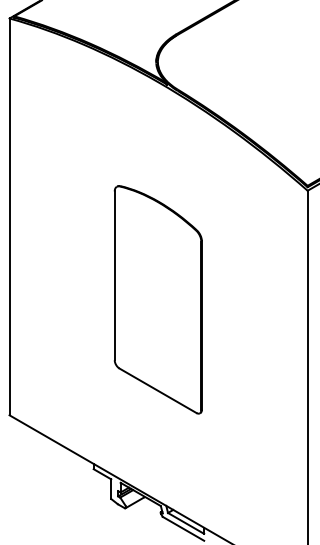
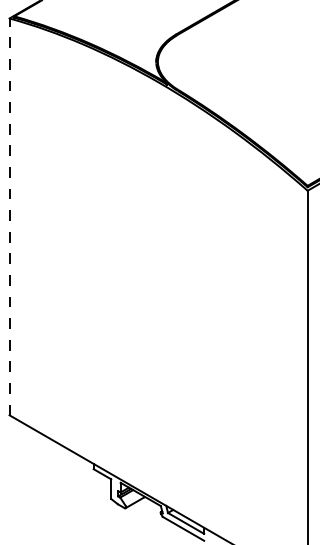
line: solid -> dashed (9, 216)
part: present -> none (157, 299)
